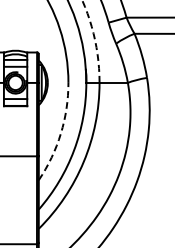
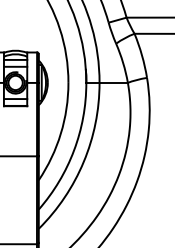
arc: dashed -> solid (95, 40)
arc: dashed -> solid (60, 133)
